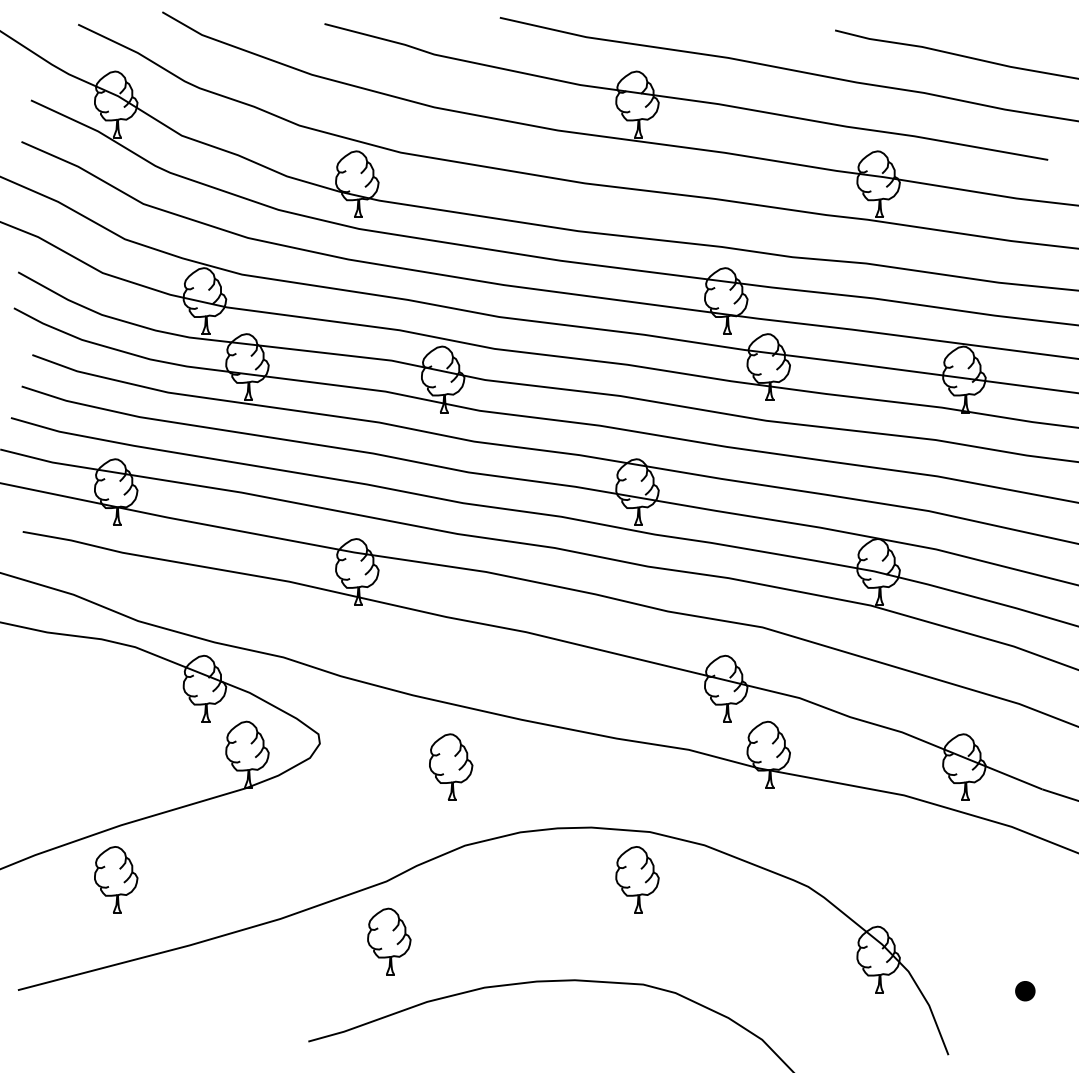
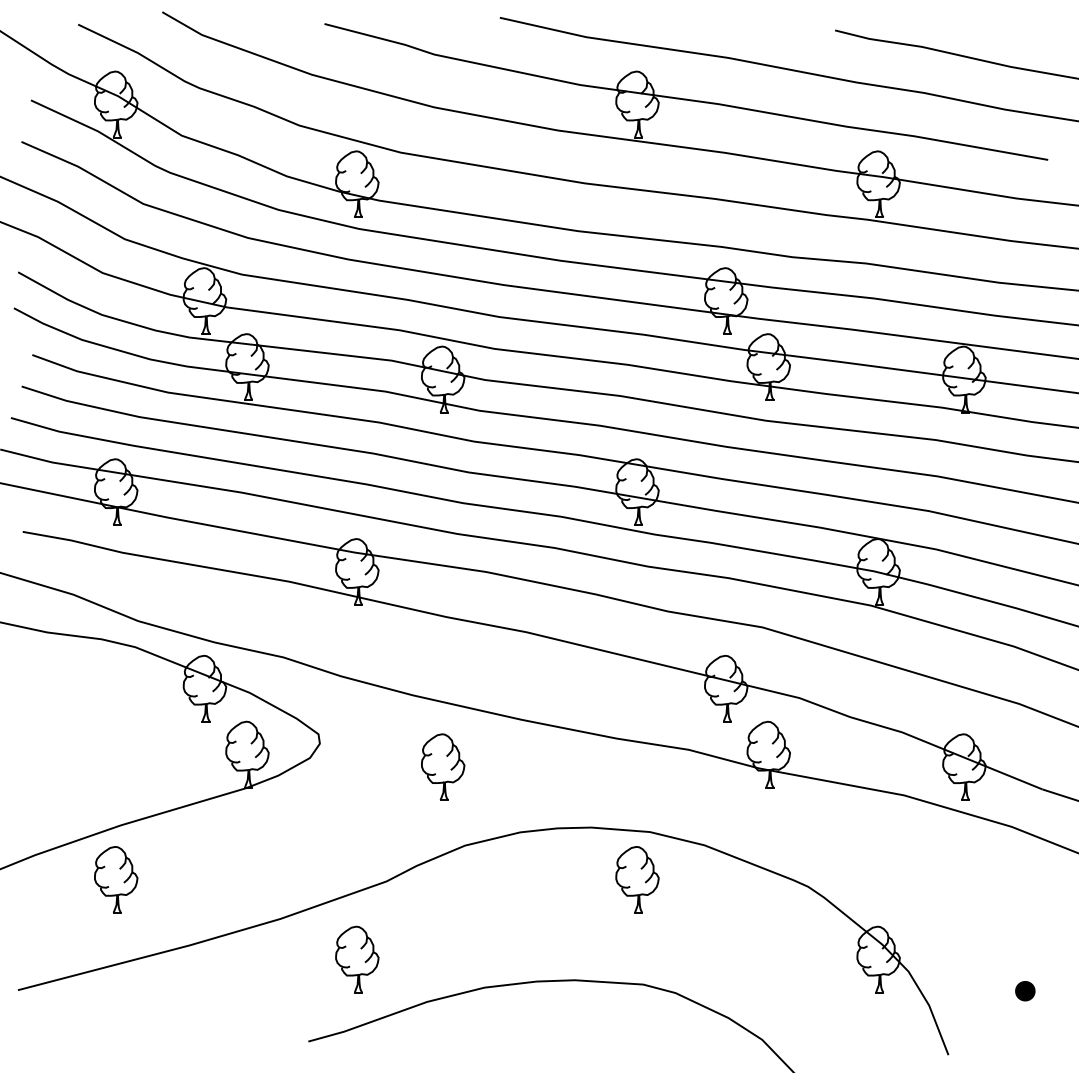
part position: (451, 766) -> (443, 766) (443, 766)
part position: (389, 941) -> (357, 959) (357, 959)
